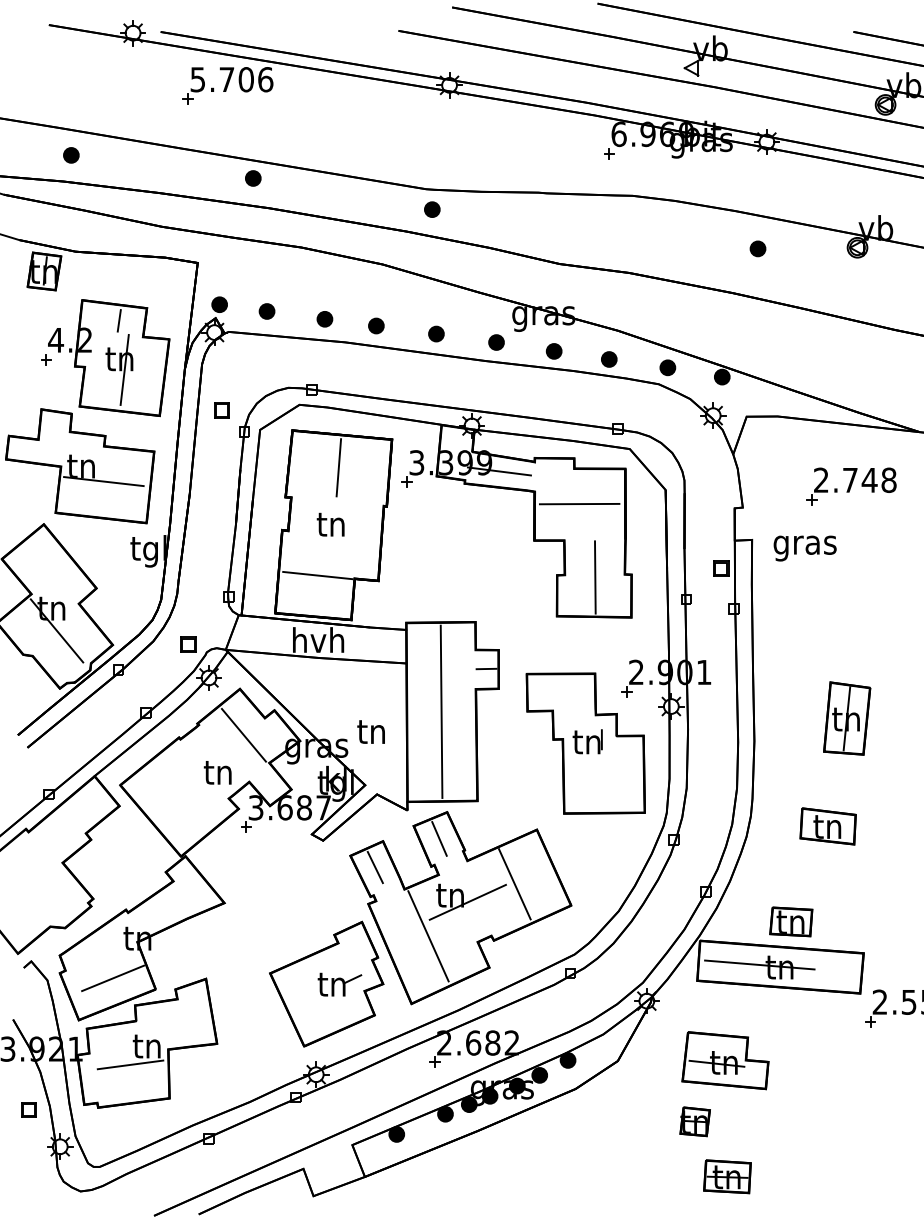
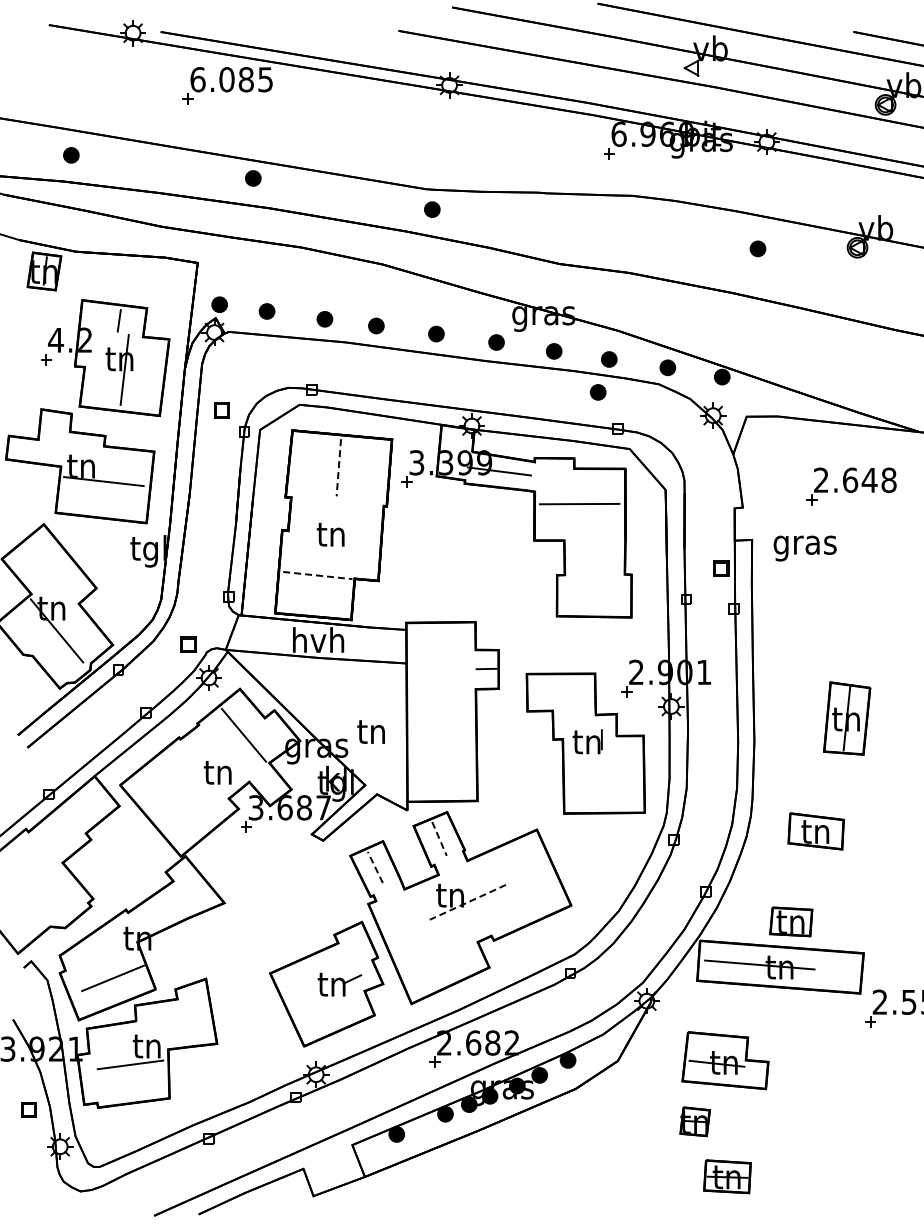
text: 5.706 -> 6.085 (231, 79)
part: none -> present (597, 392)
line: solid -> dashed (338, 467)
text: 2.748 -> 2.648 (850, 479)
text position: (330, 524) -> (330, 534) (330, 534)
line: solid -> dashed (317, 575)
line: present -> none (595, 577)
line: present -> none (441, 711)
part position: (827, 826) -> (815, 831) (815, 831)
line: solid -> dashed (439, 839)
line: solid -> dashed (375, 867)
line: present -> none (514, 884)
line: solid -> dashed (467, 902)
line: present -> none (428, 936)
